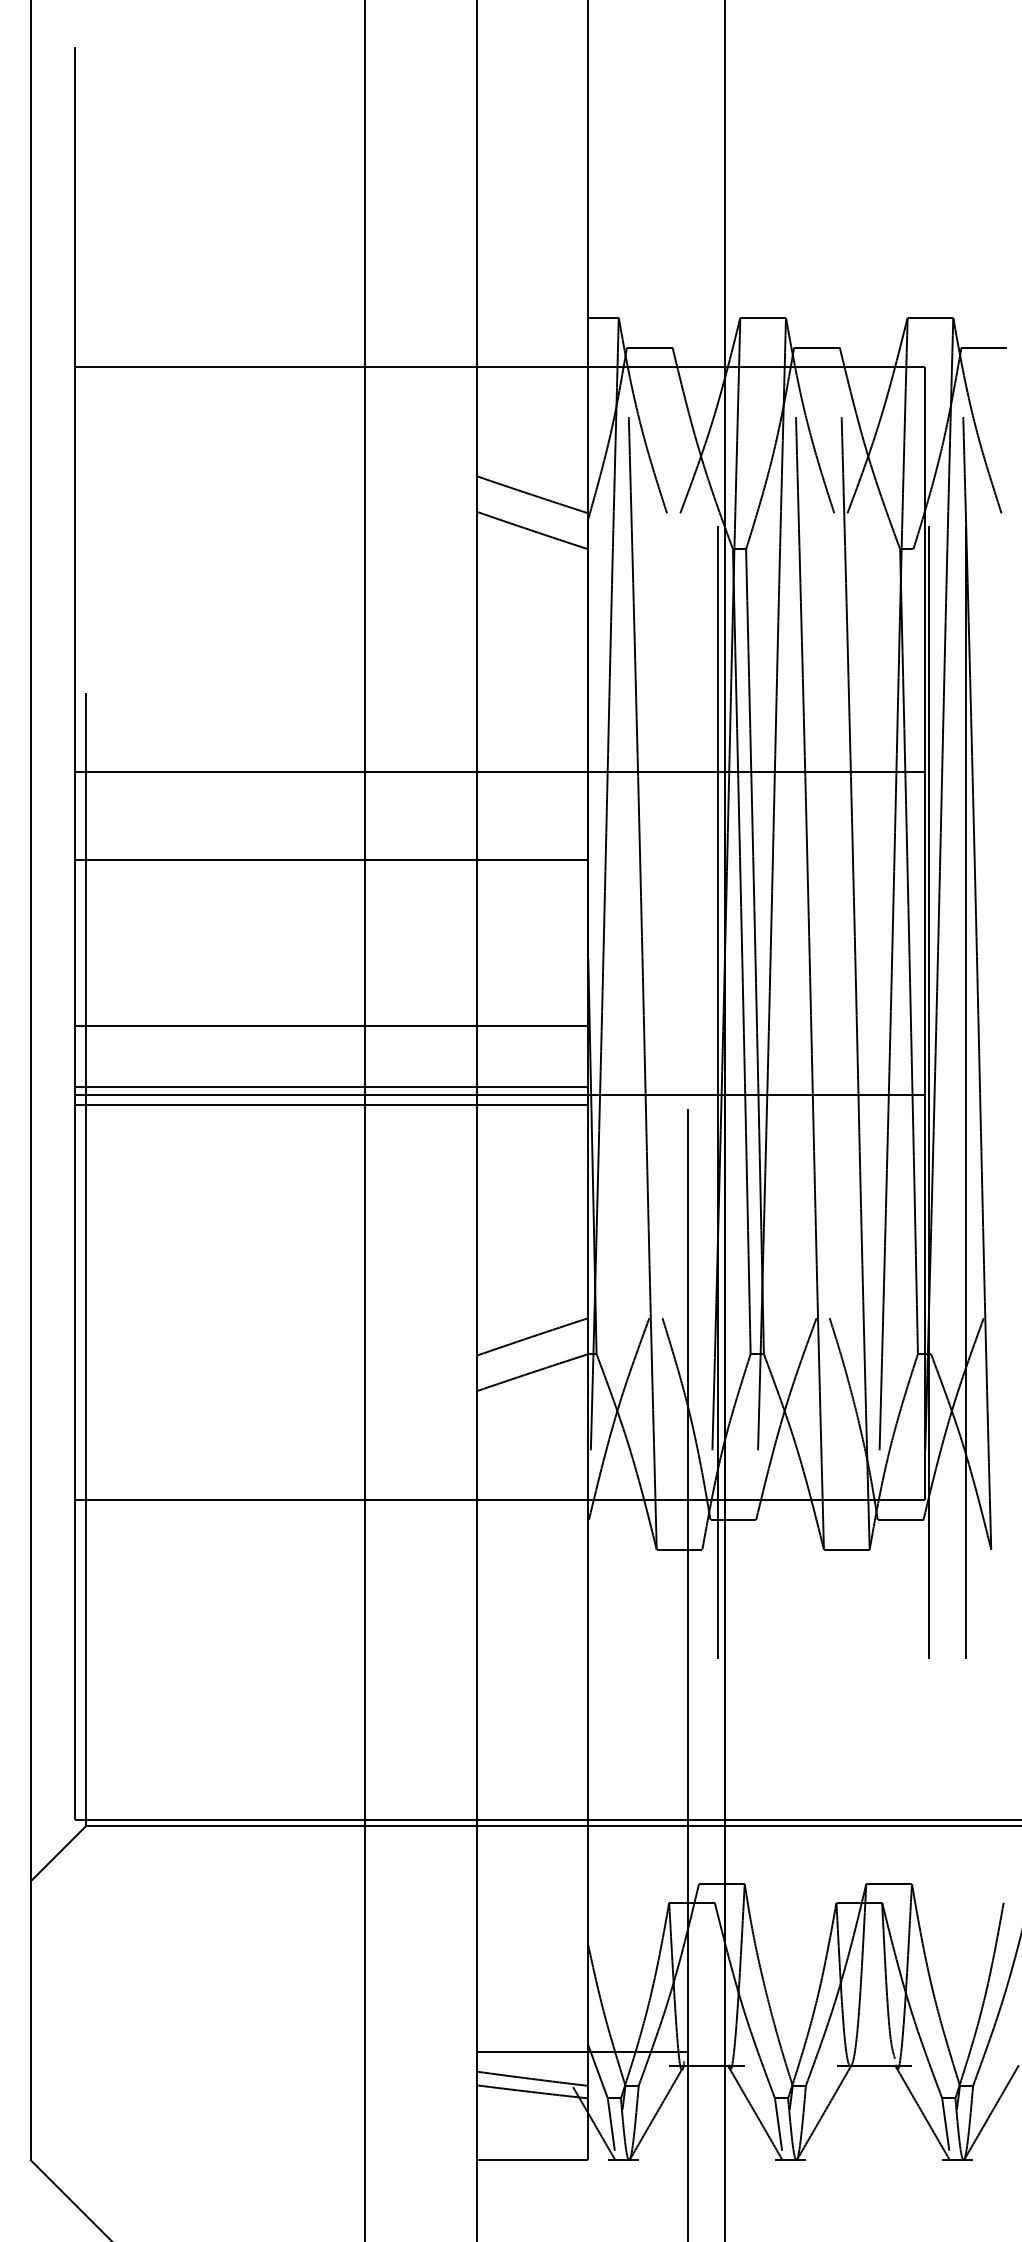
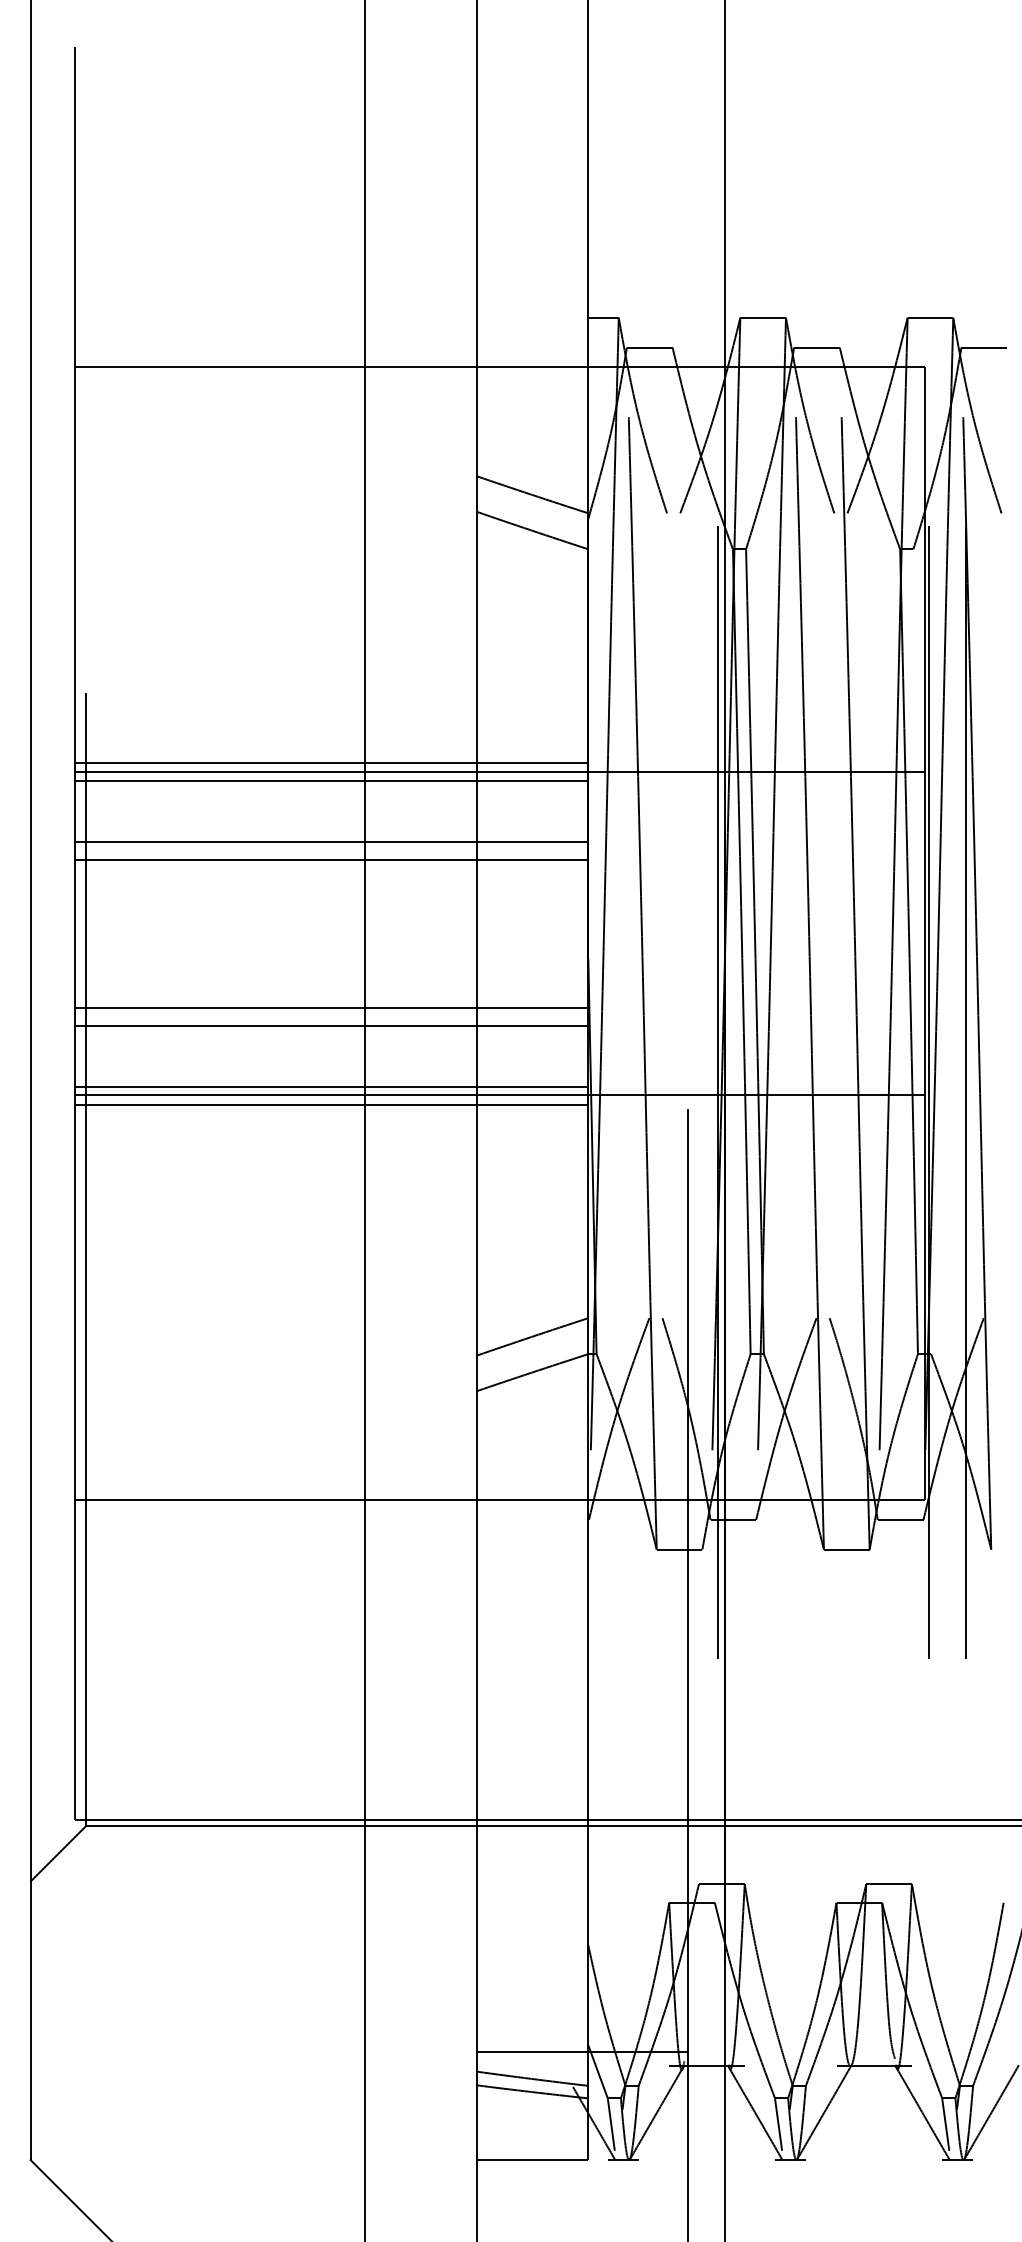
line: none -> present (331, 762)
line: none -> present (331, 780)
line: none -> present (331, 841)
line: none -> present (331, 1007)
